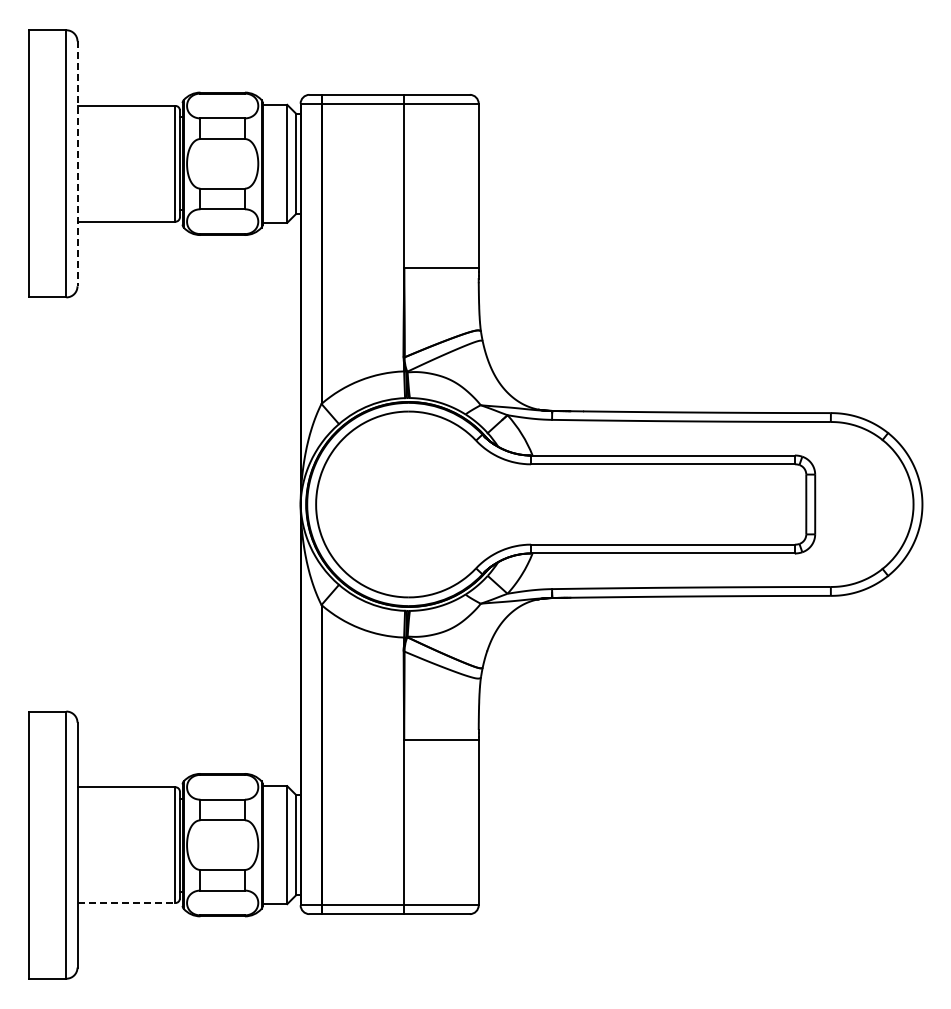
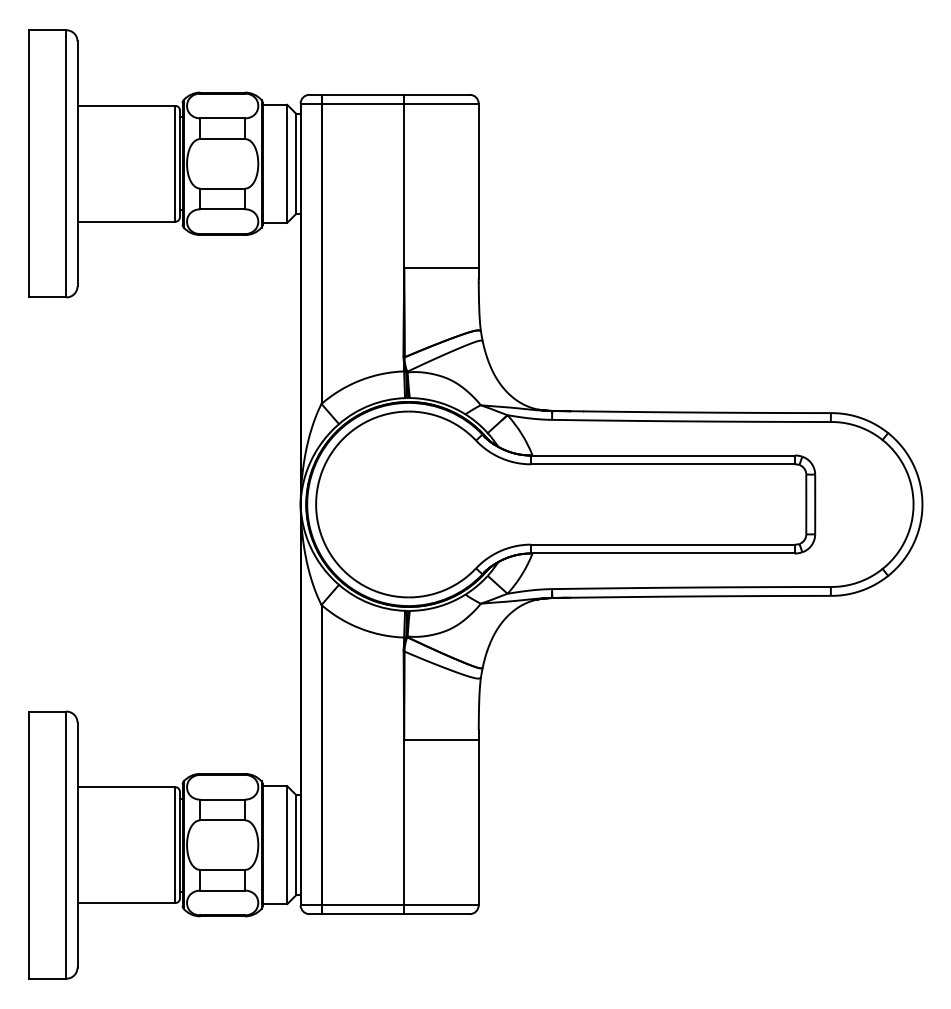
line: dashed -> solid (77, 164)
line: dashed -> solid (126, 903)
